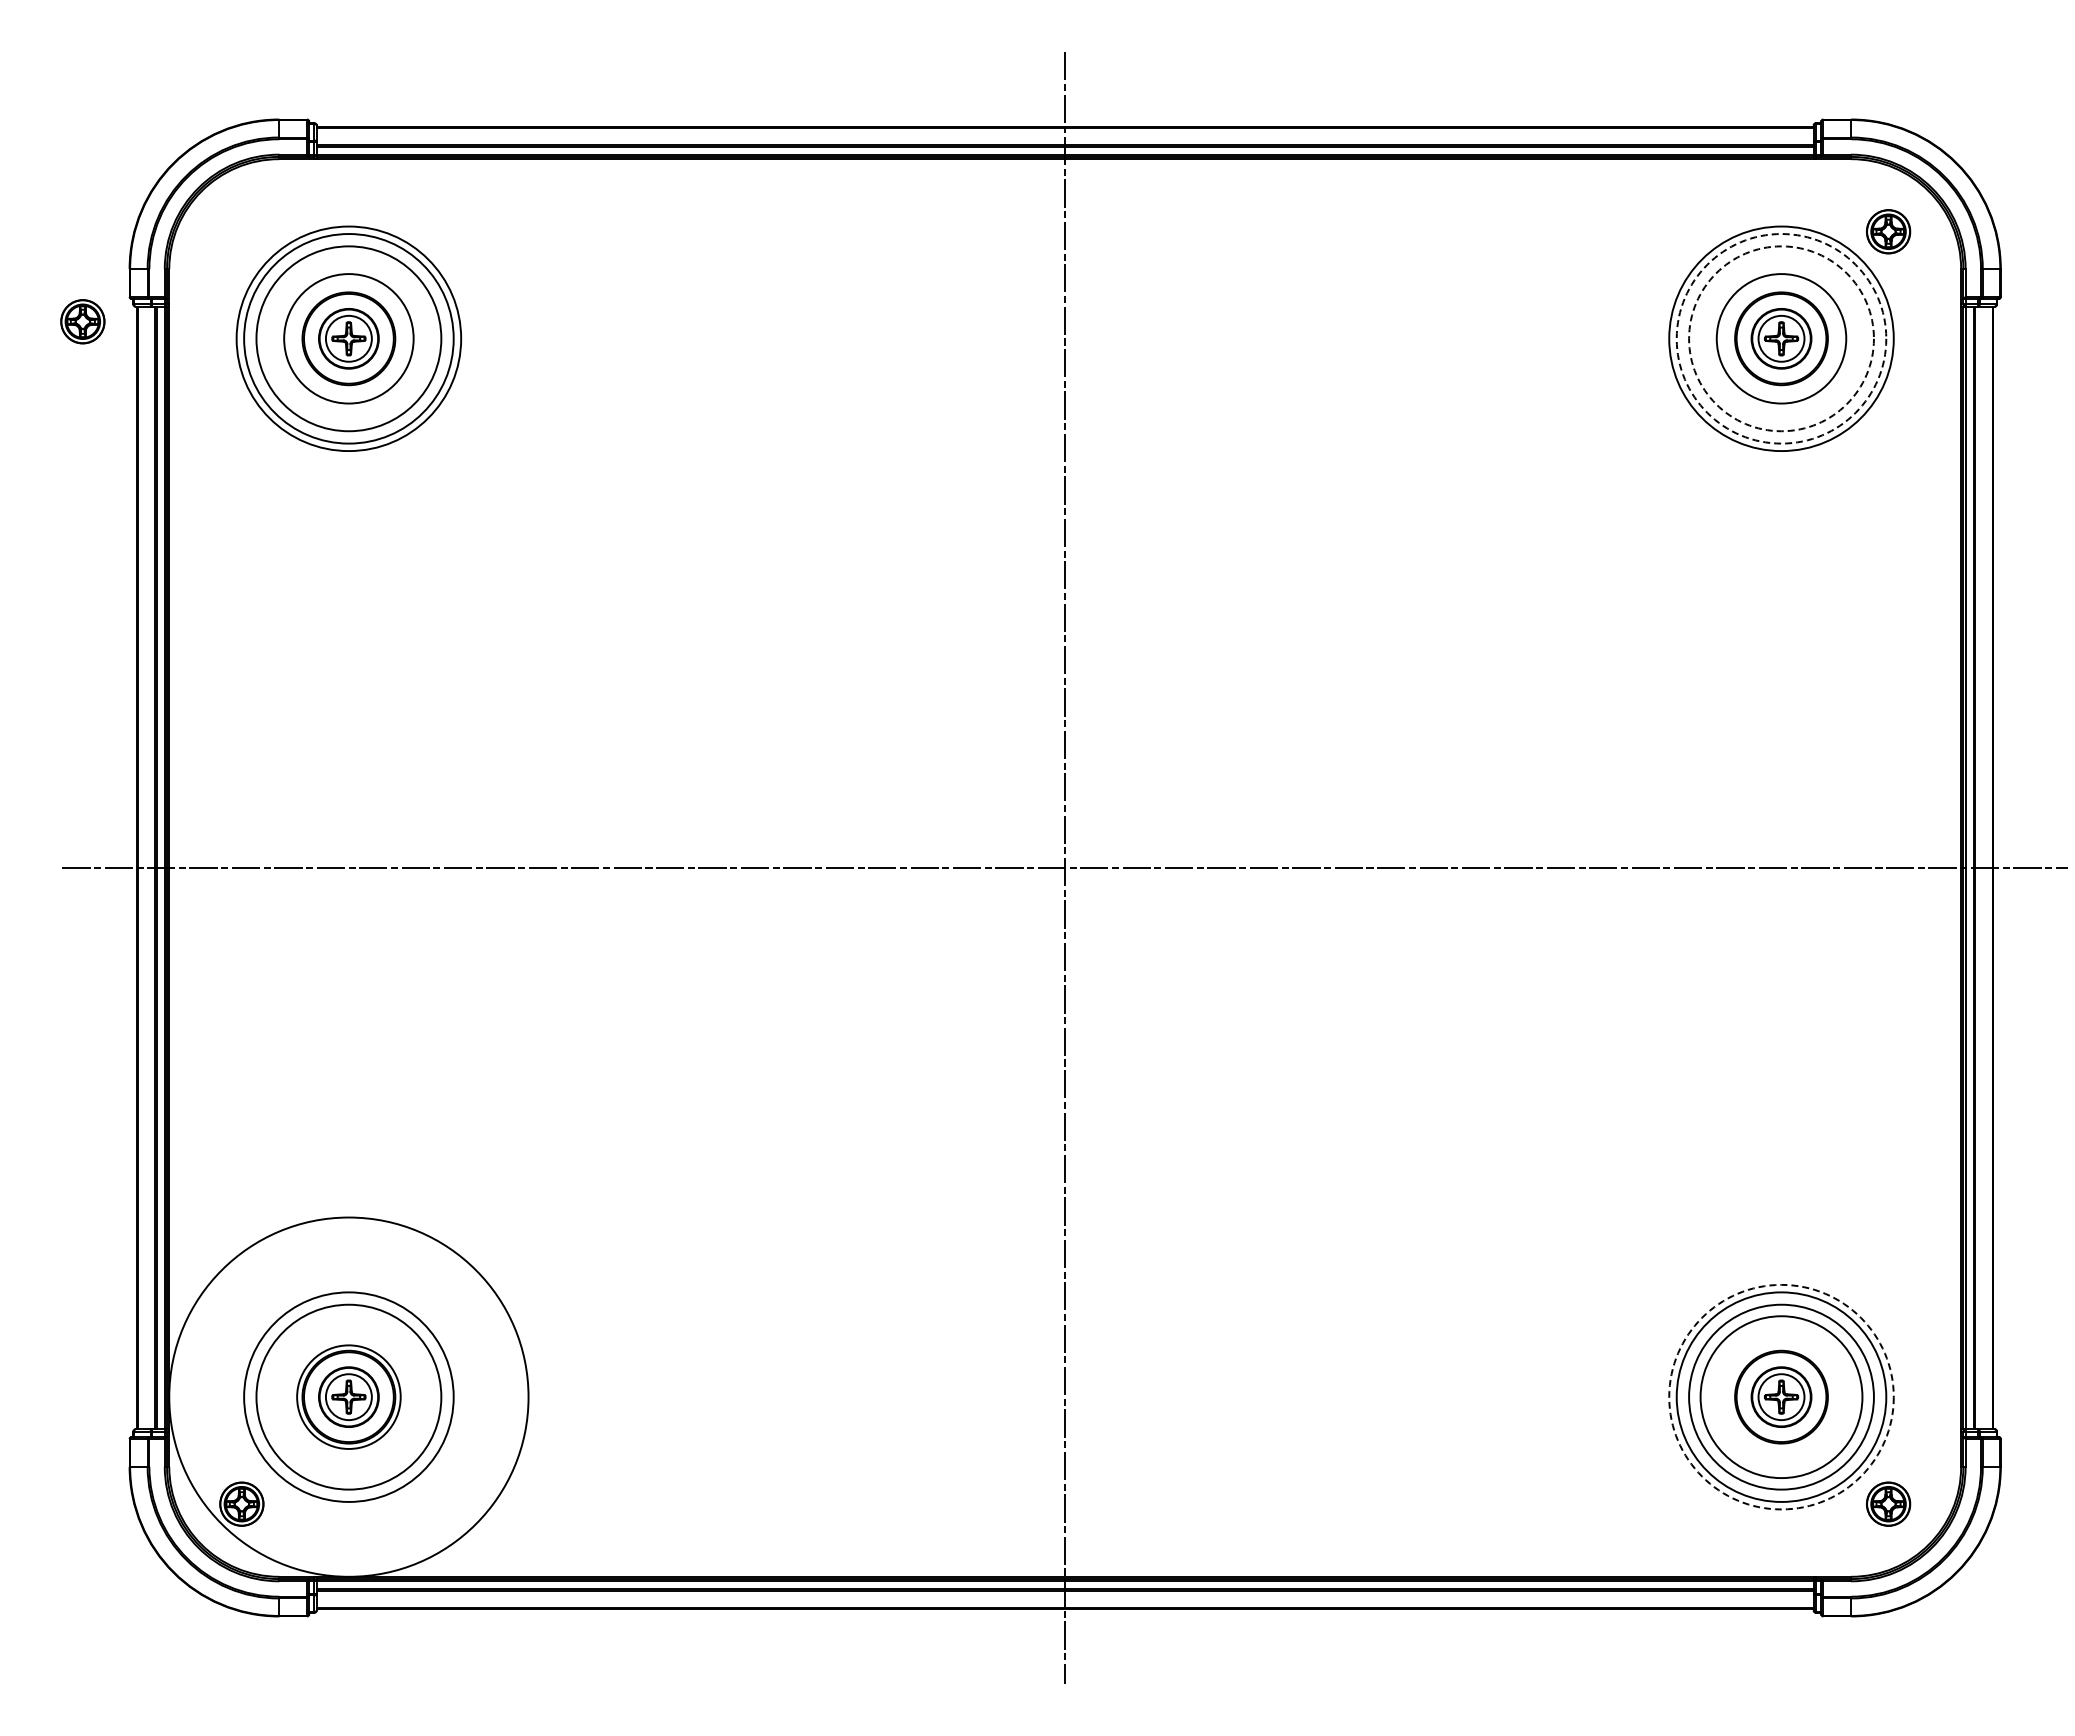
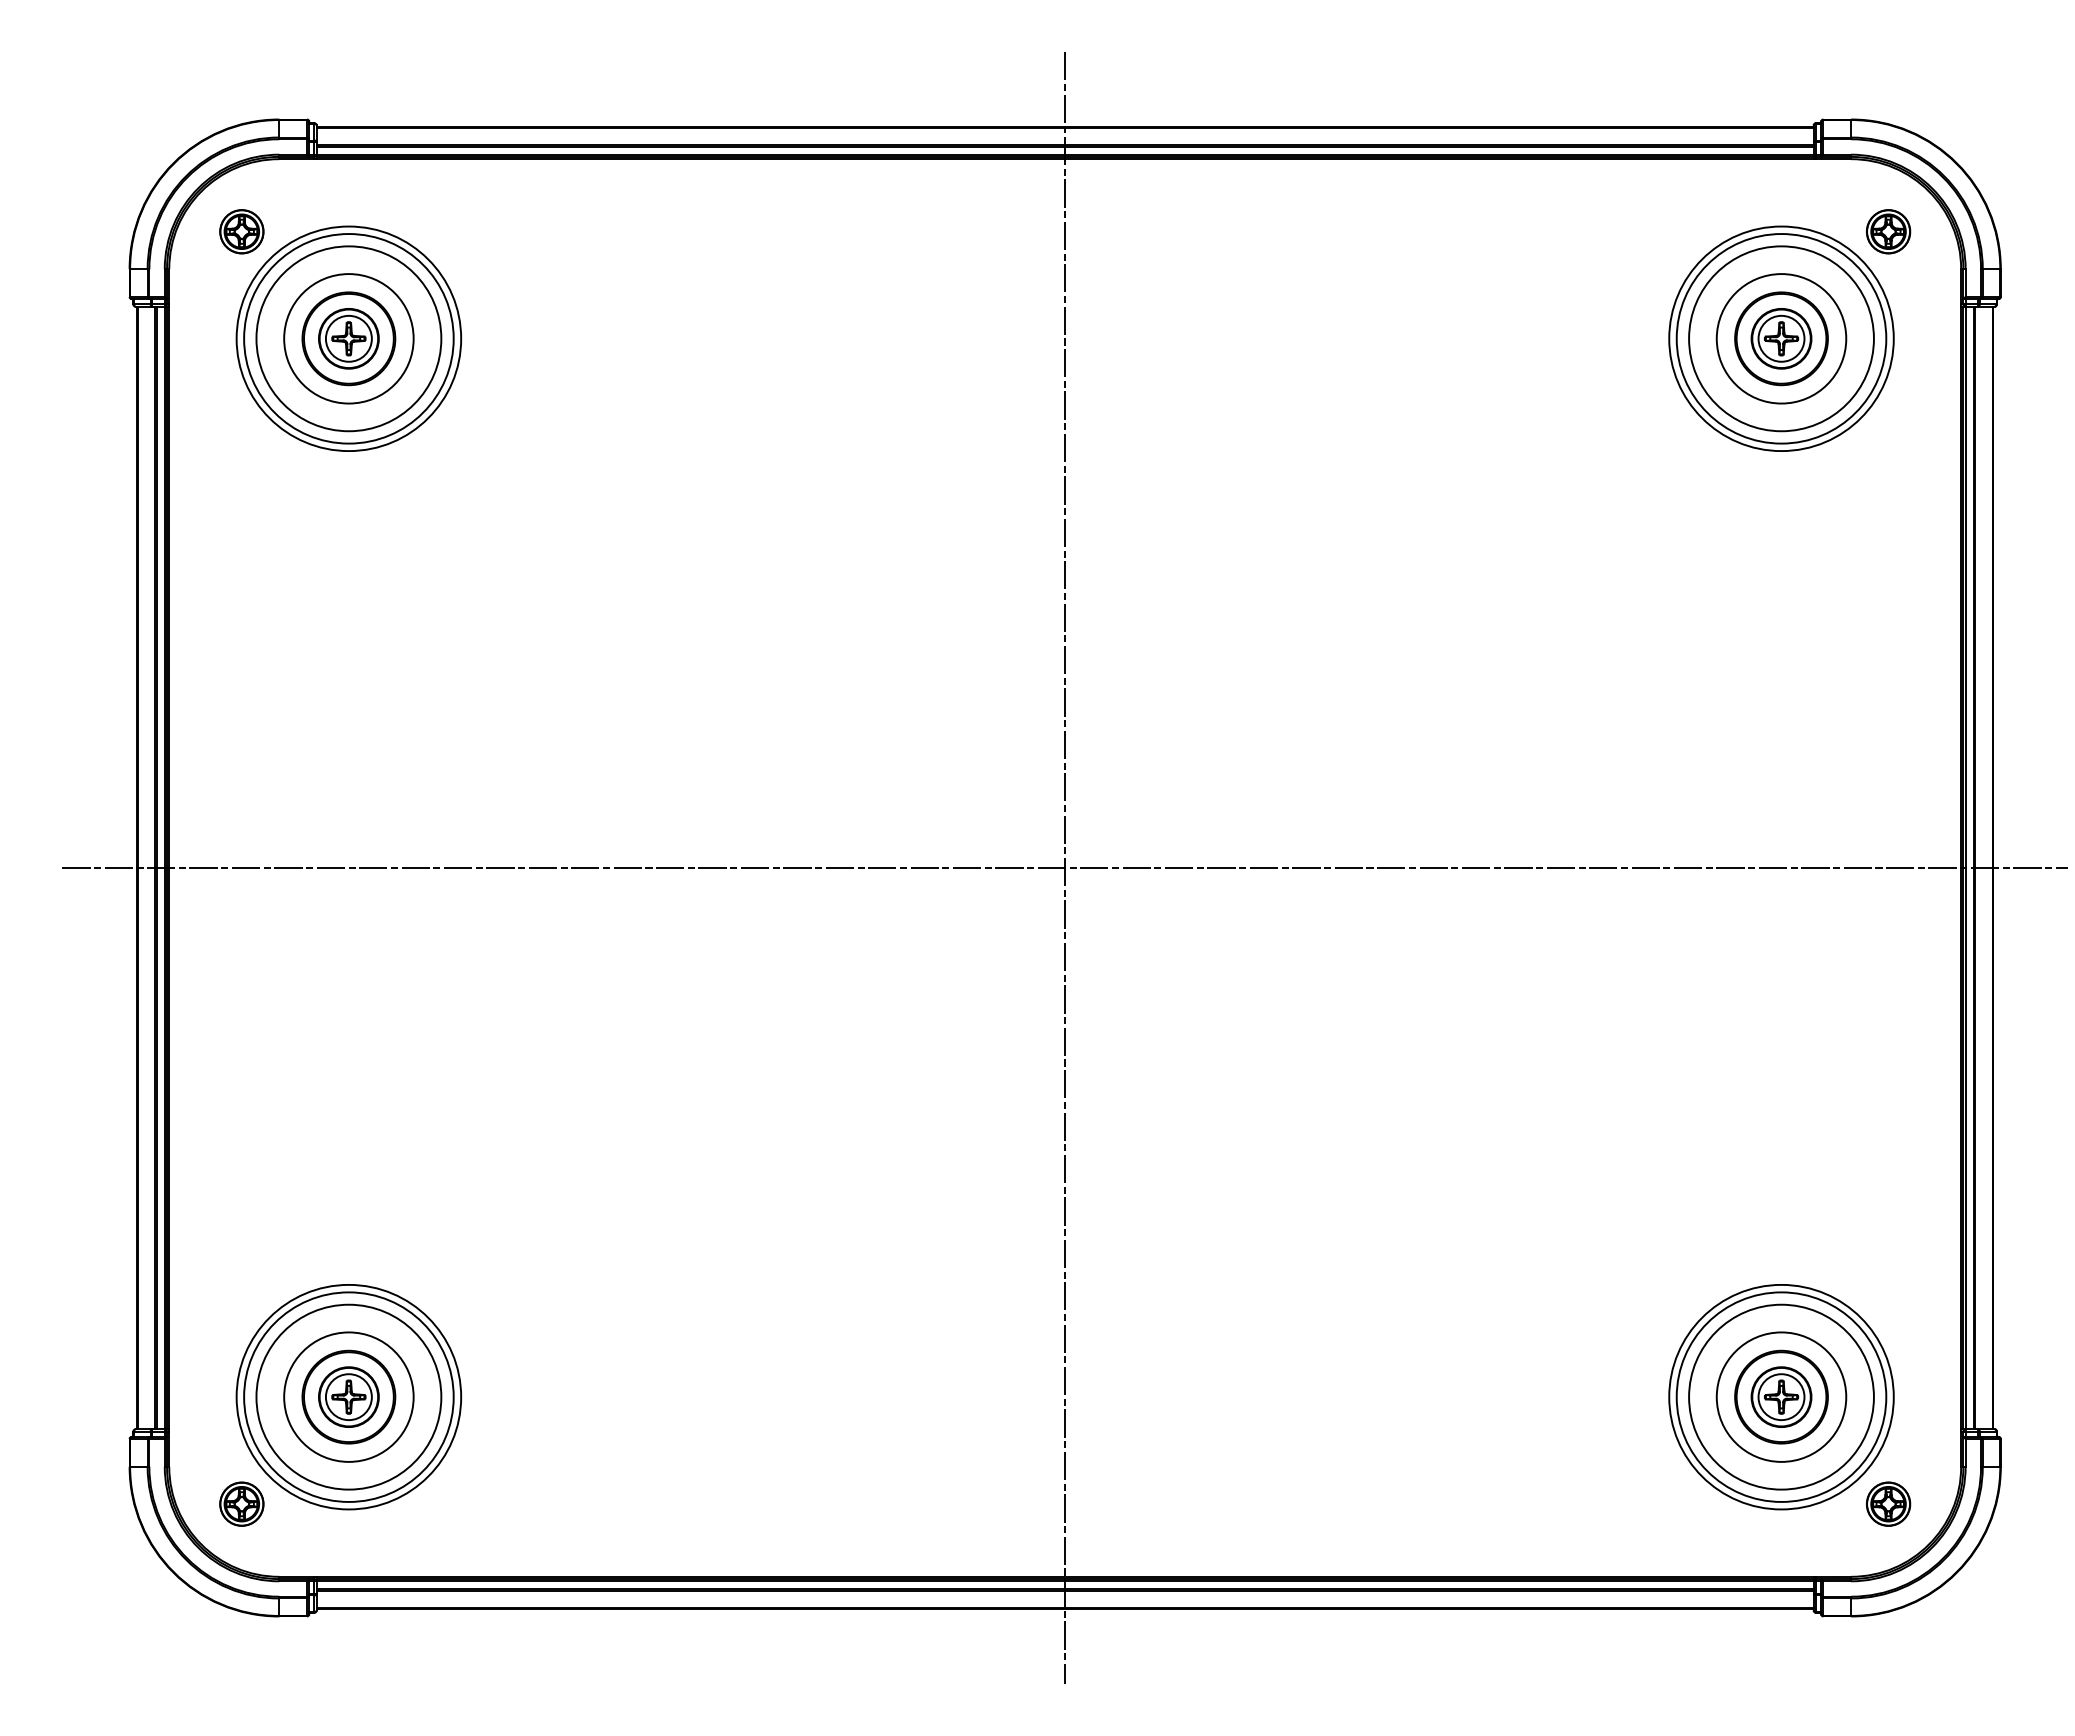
part position: (82, 321) -> (241, 231) (241, 231)
circle: dashed -> solid (1781, 338)
circle: dashed -> solid (1781, 338)
circle diameter: 104 px -> 129 px (348, 1396)
circle diameter: 359 px -> 225 px (348, 1396)
circle: dashed -> solid (1781, 1396)
circle diameter: 162 px -> 129 px (1781, 1396)
